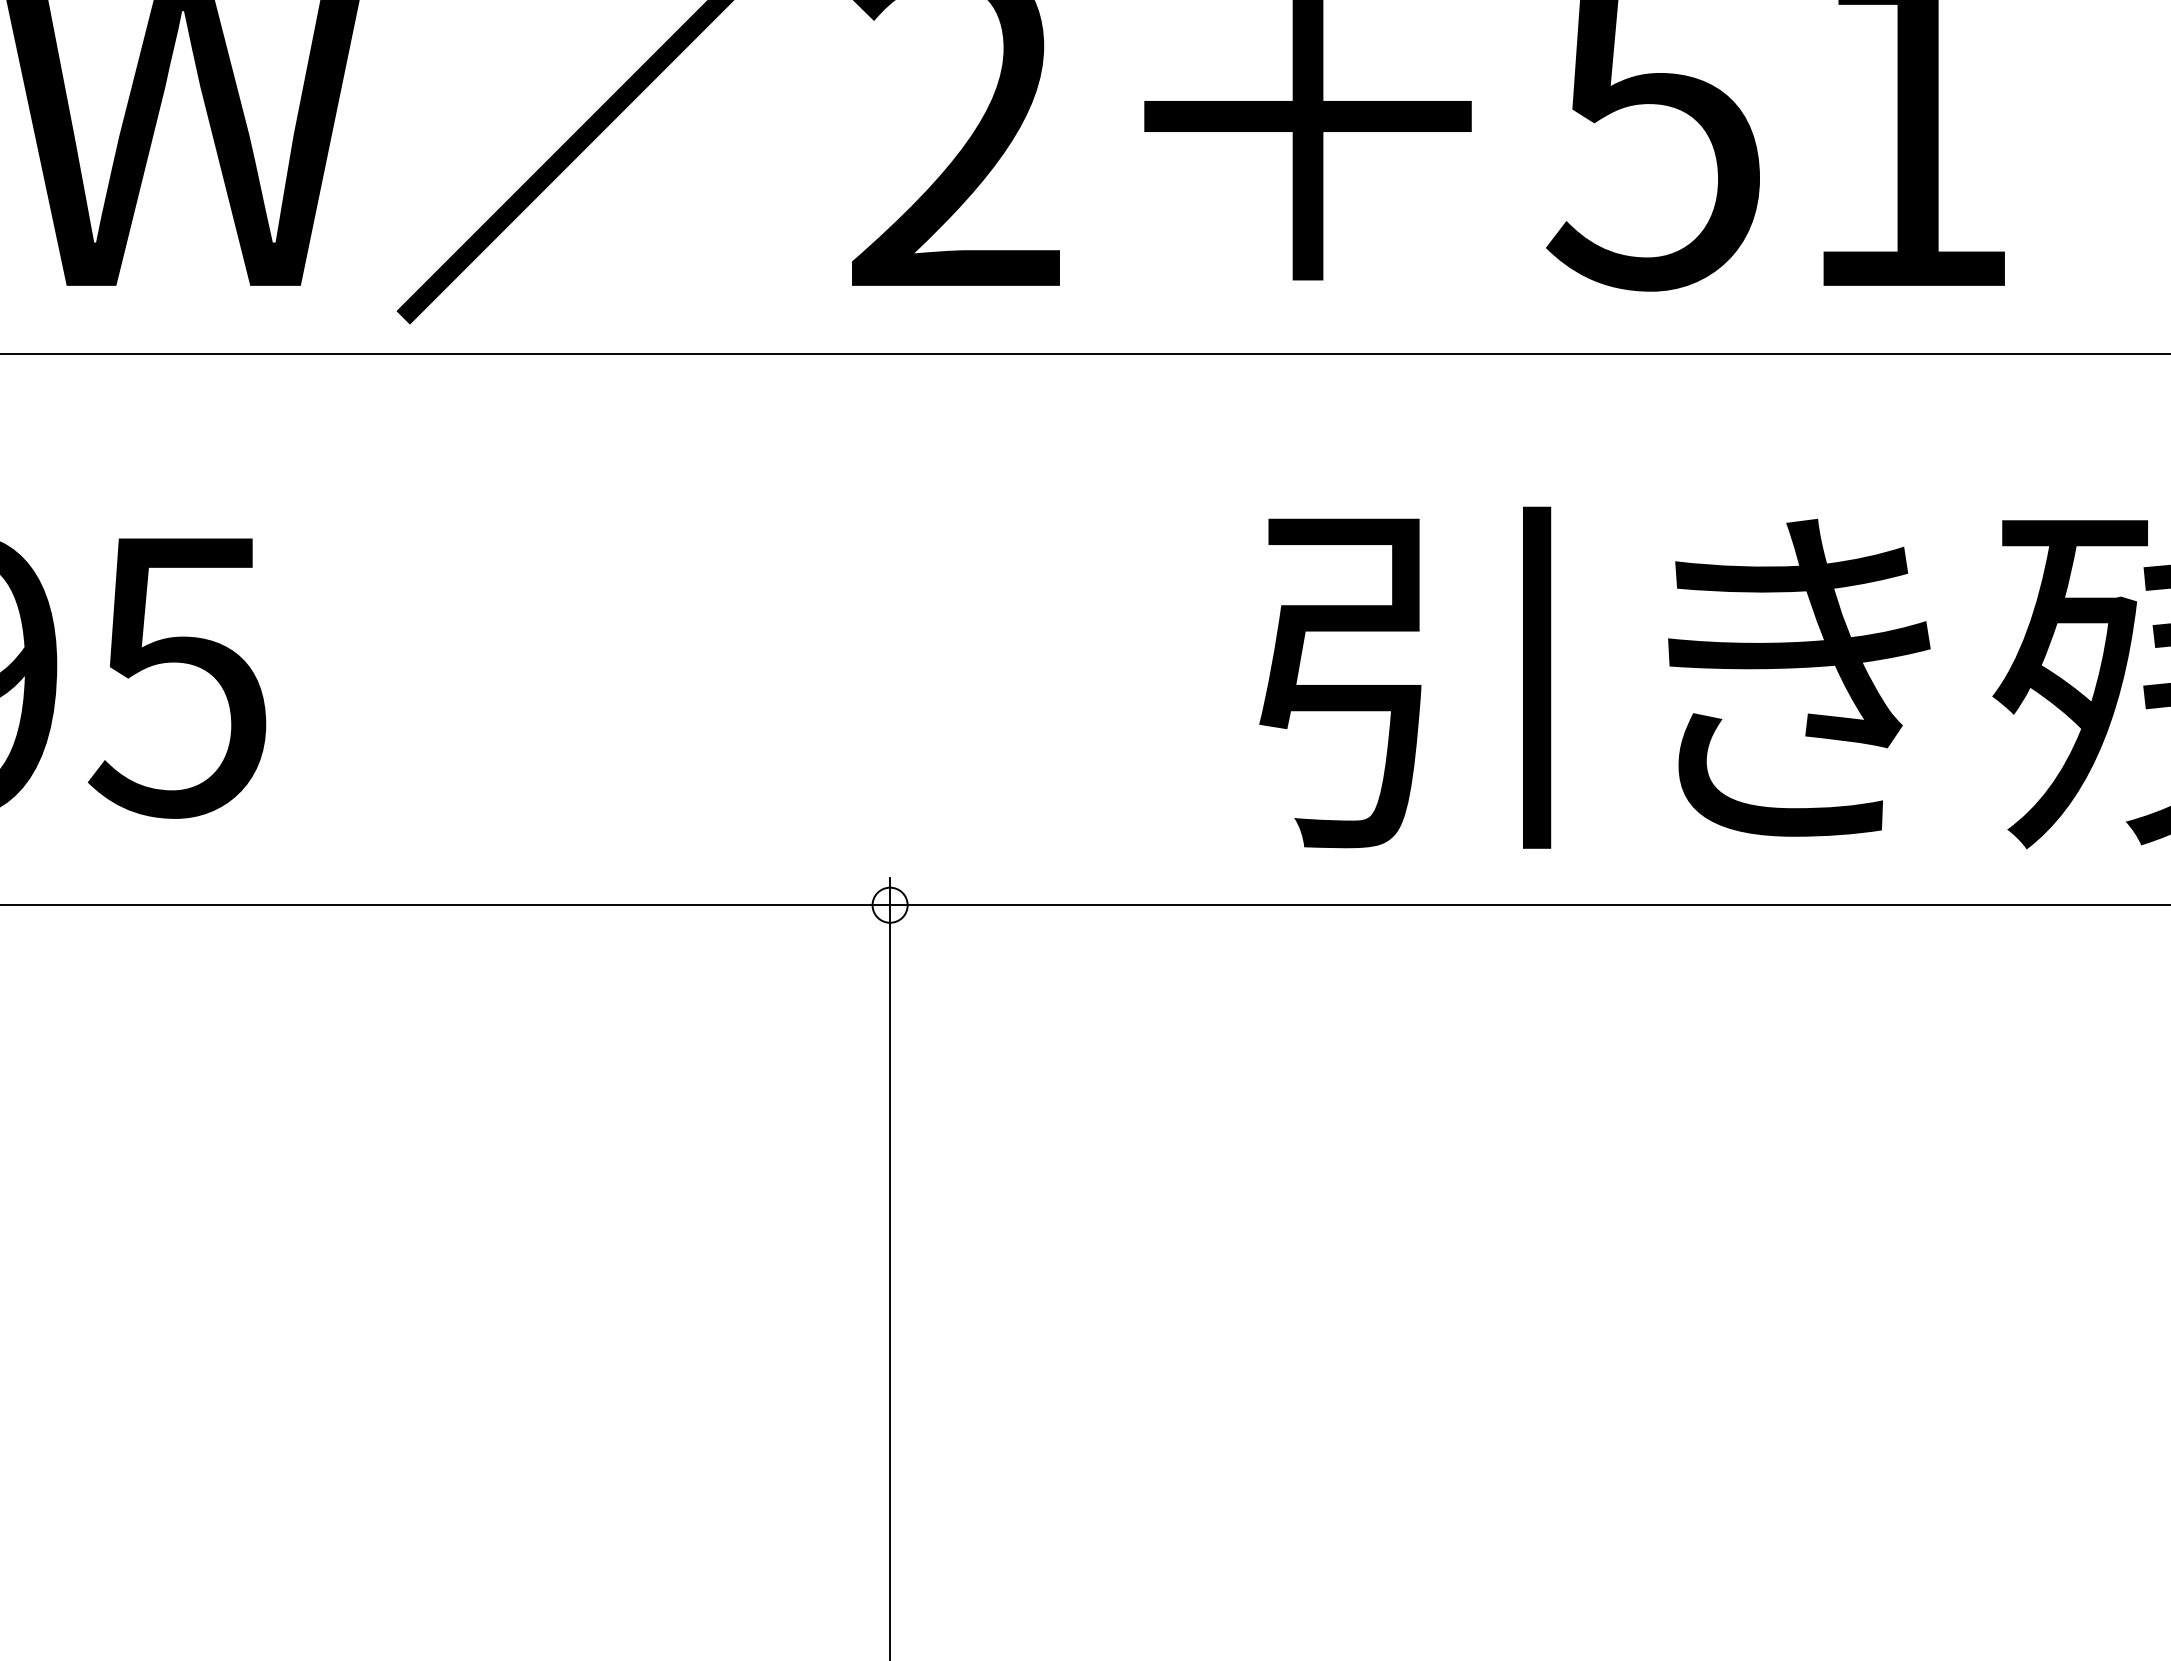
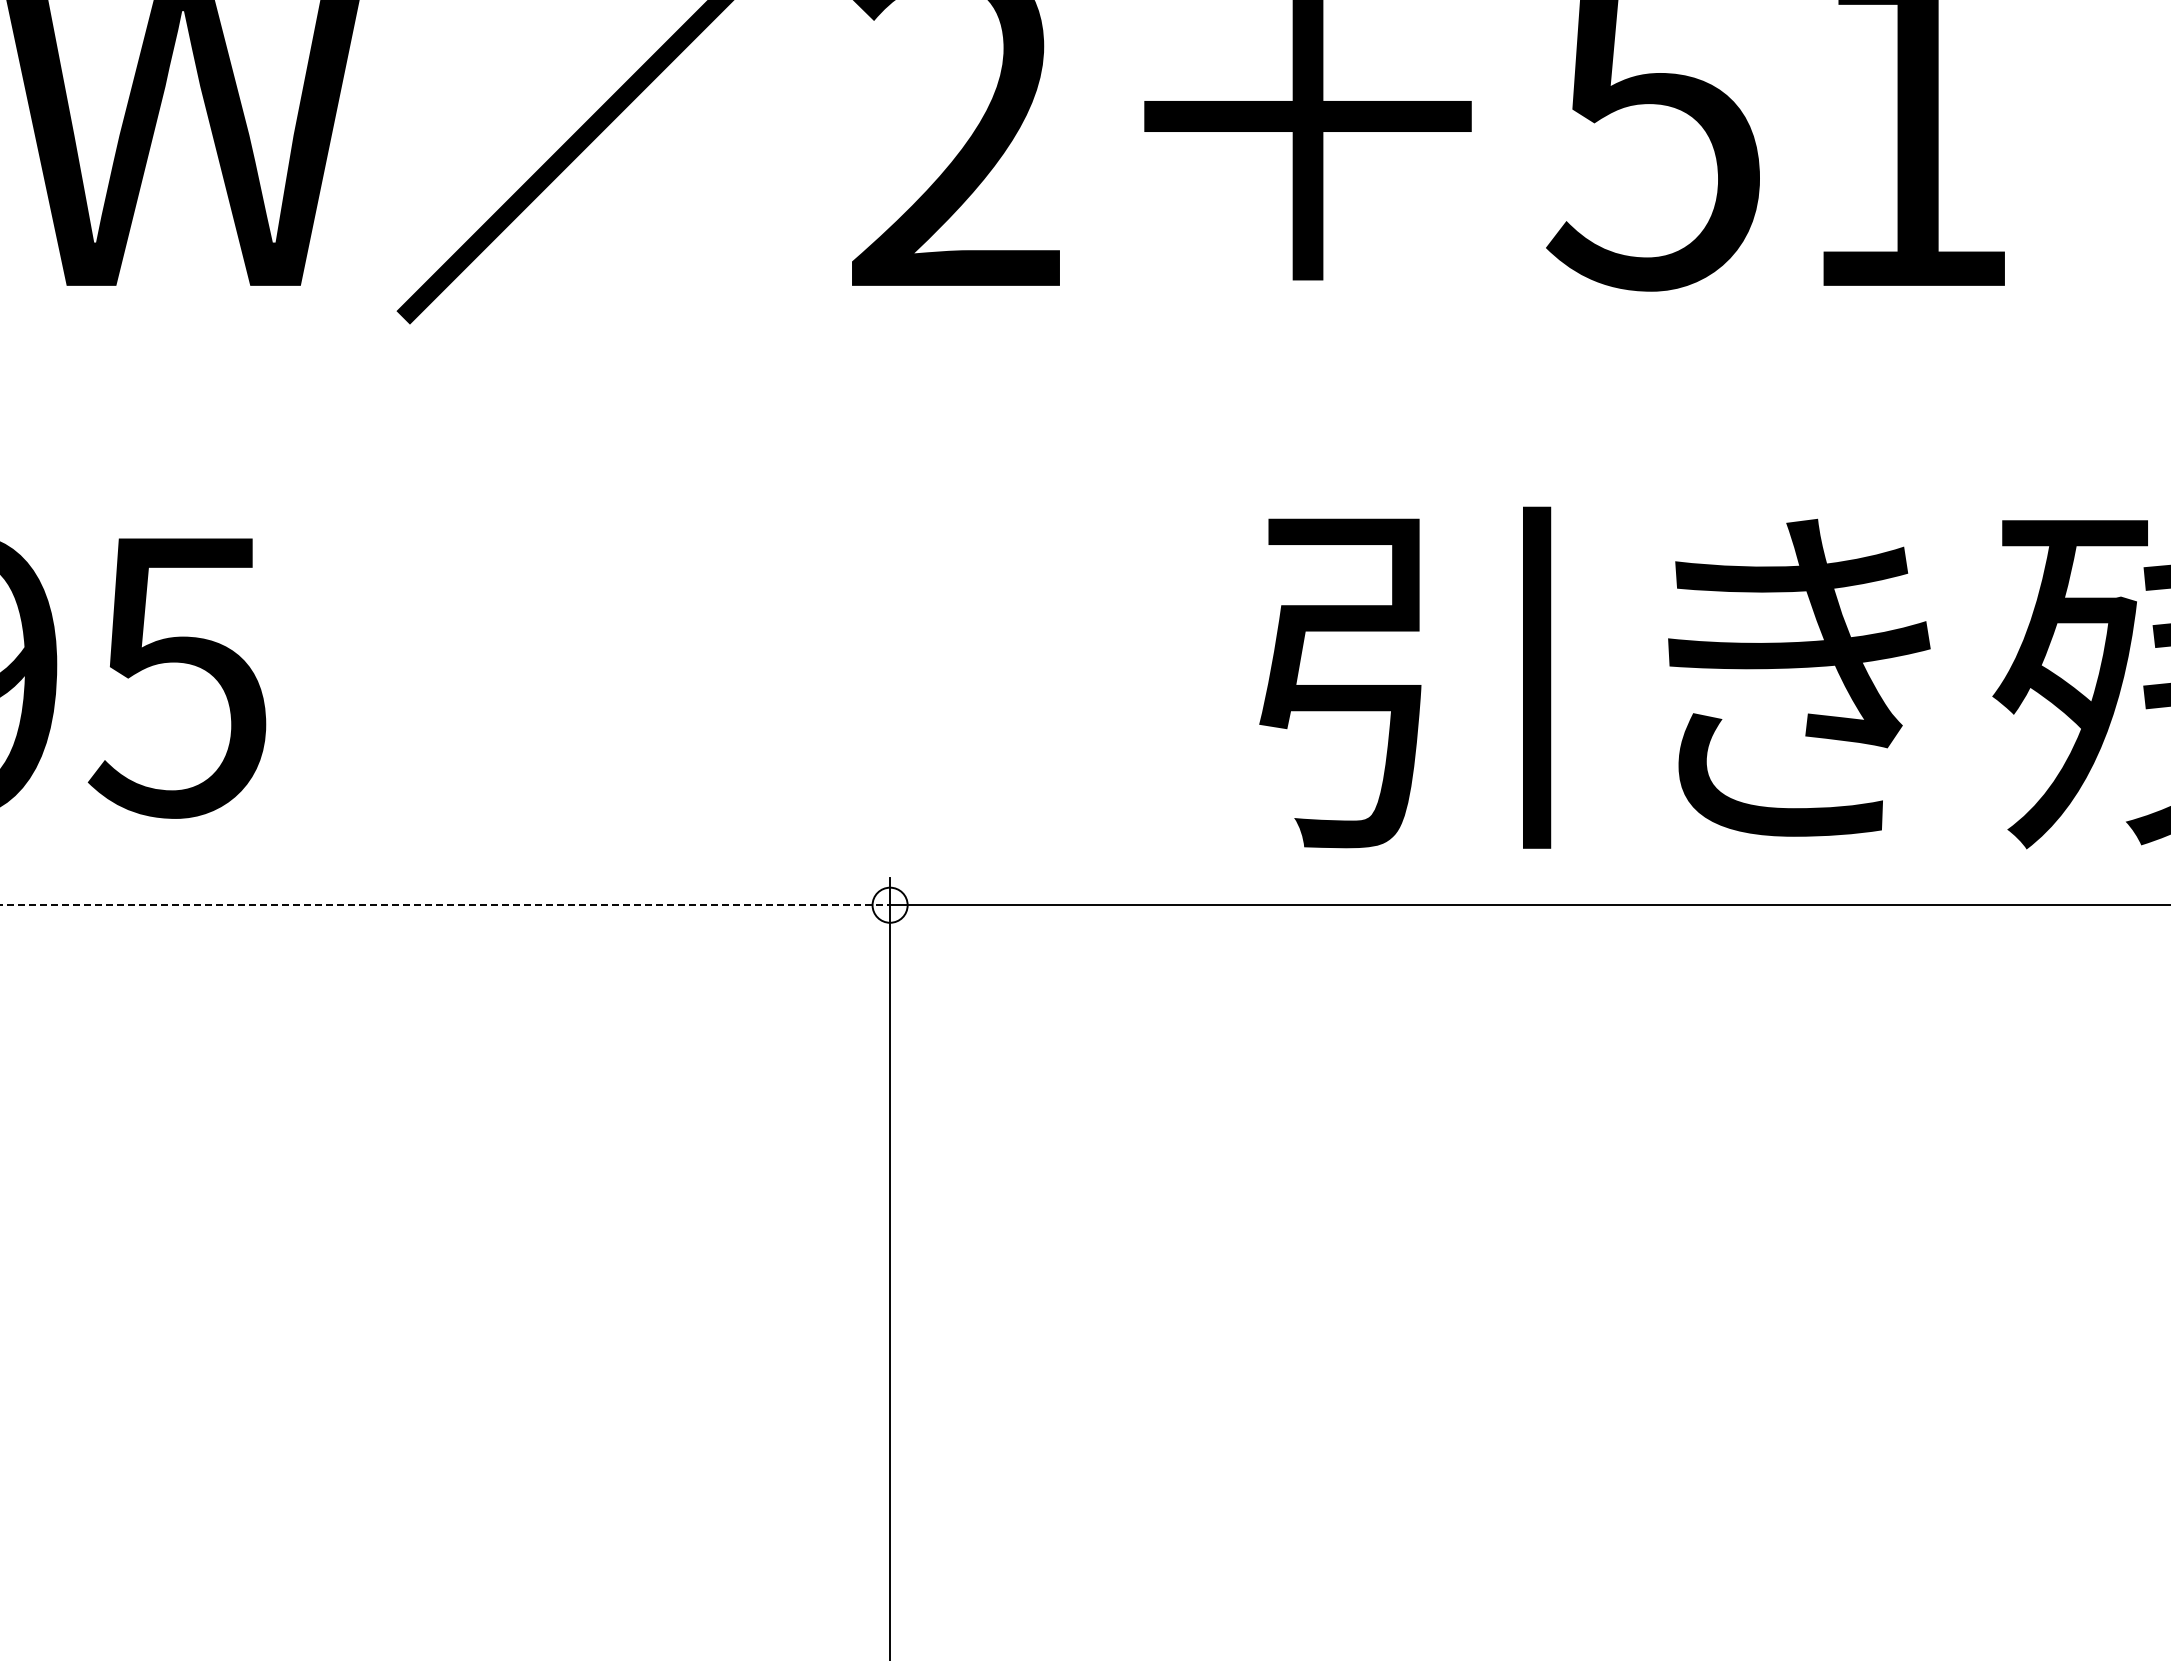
line: present -> none (1084, 354)
line: solid -> dashed (445, 905)
